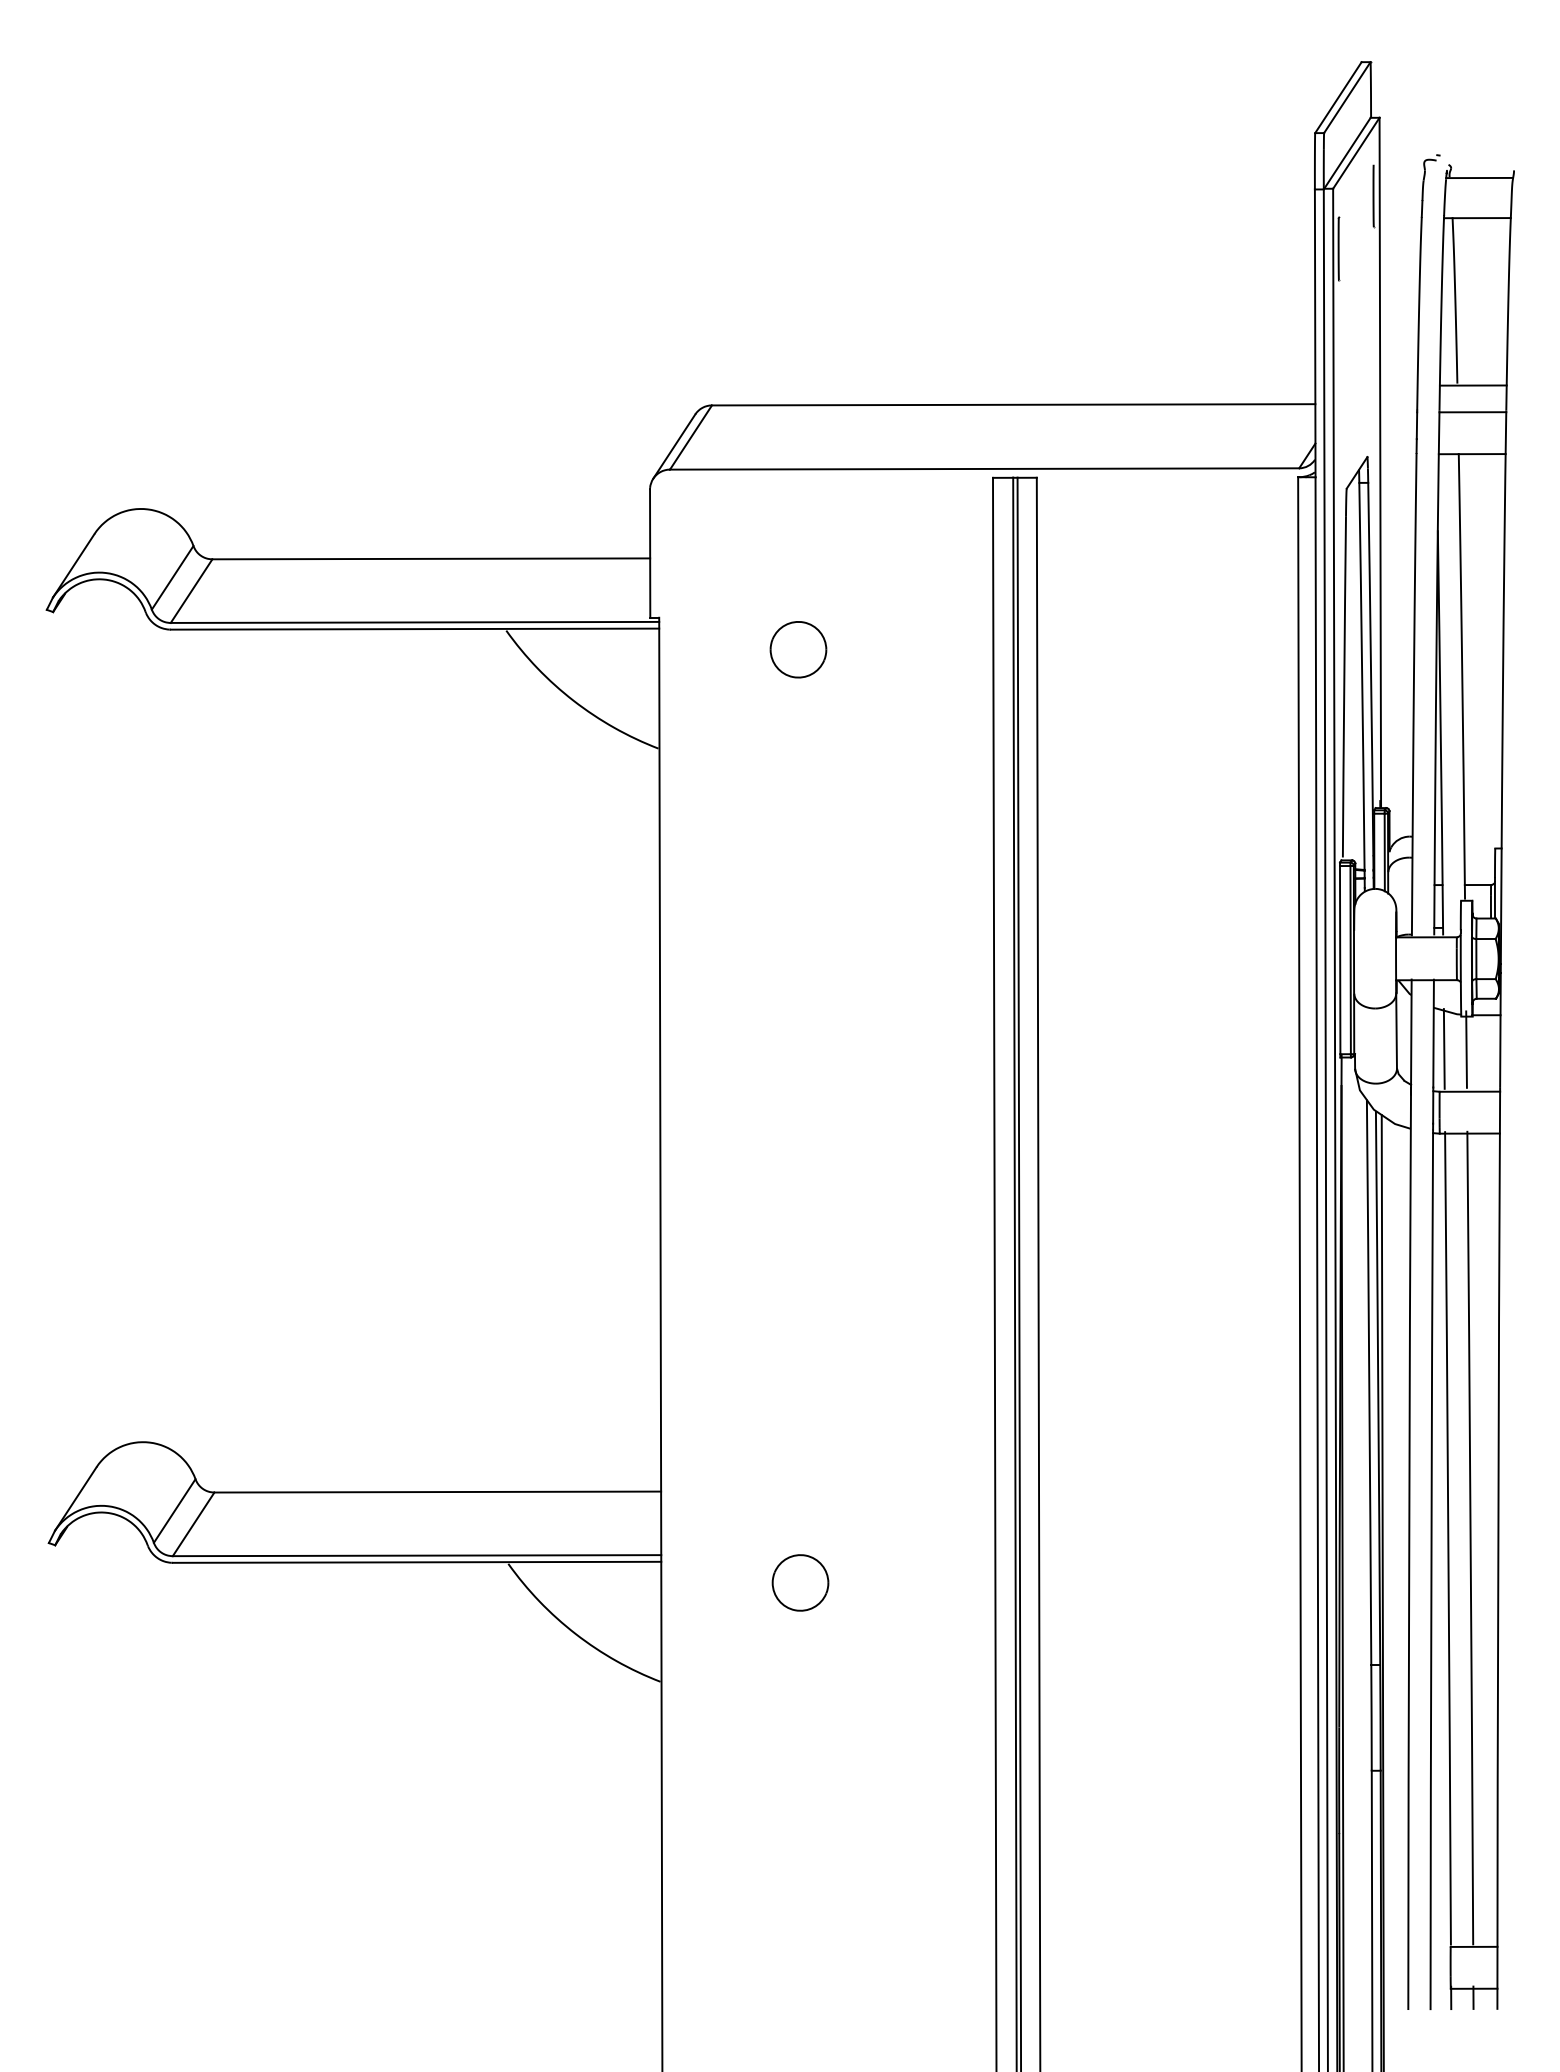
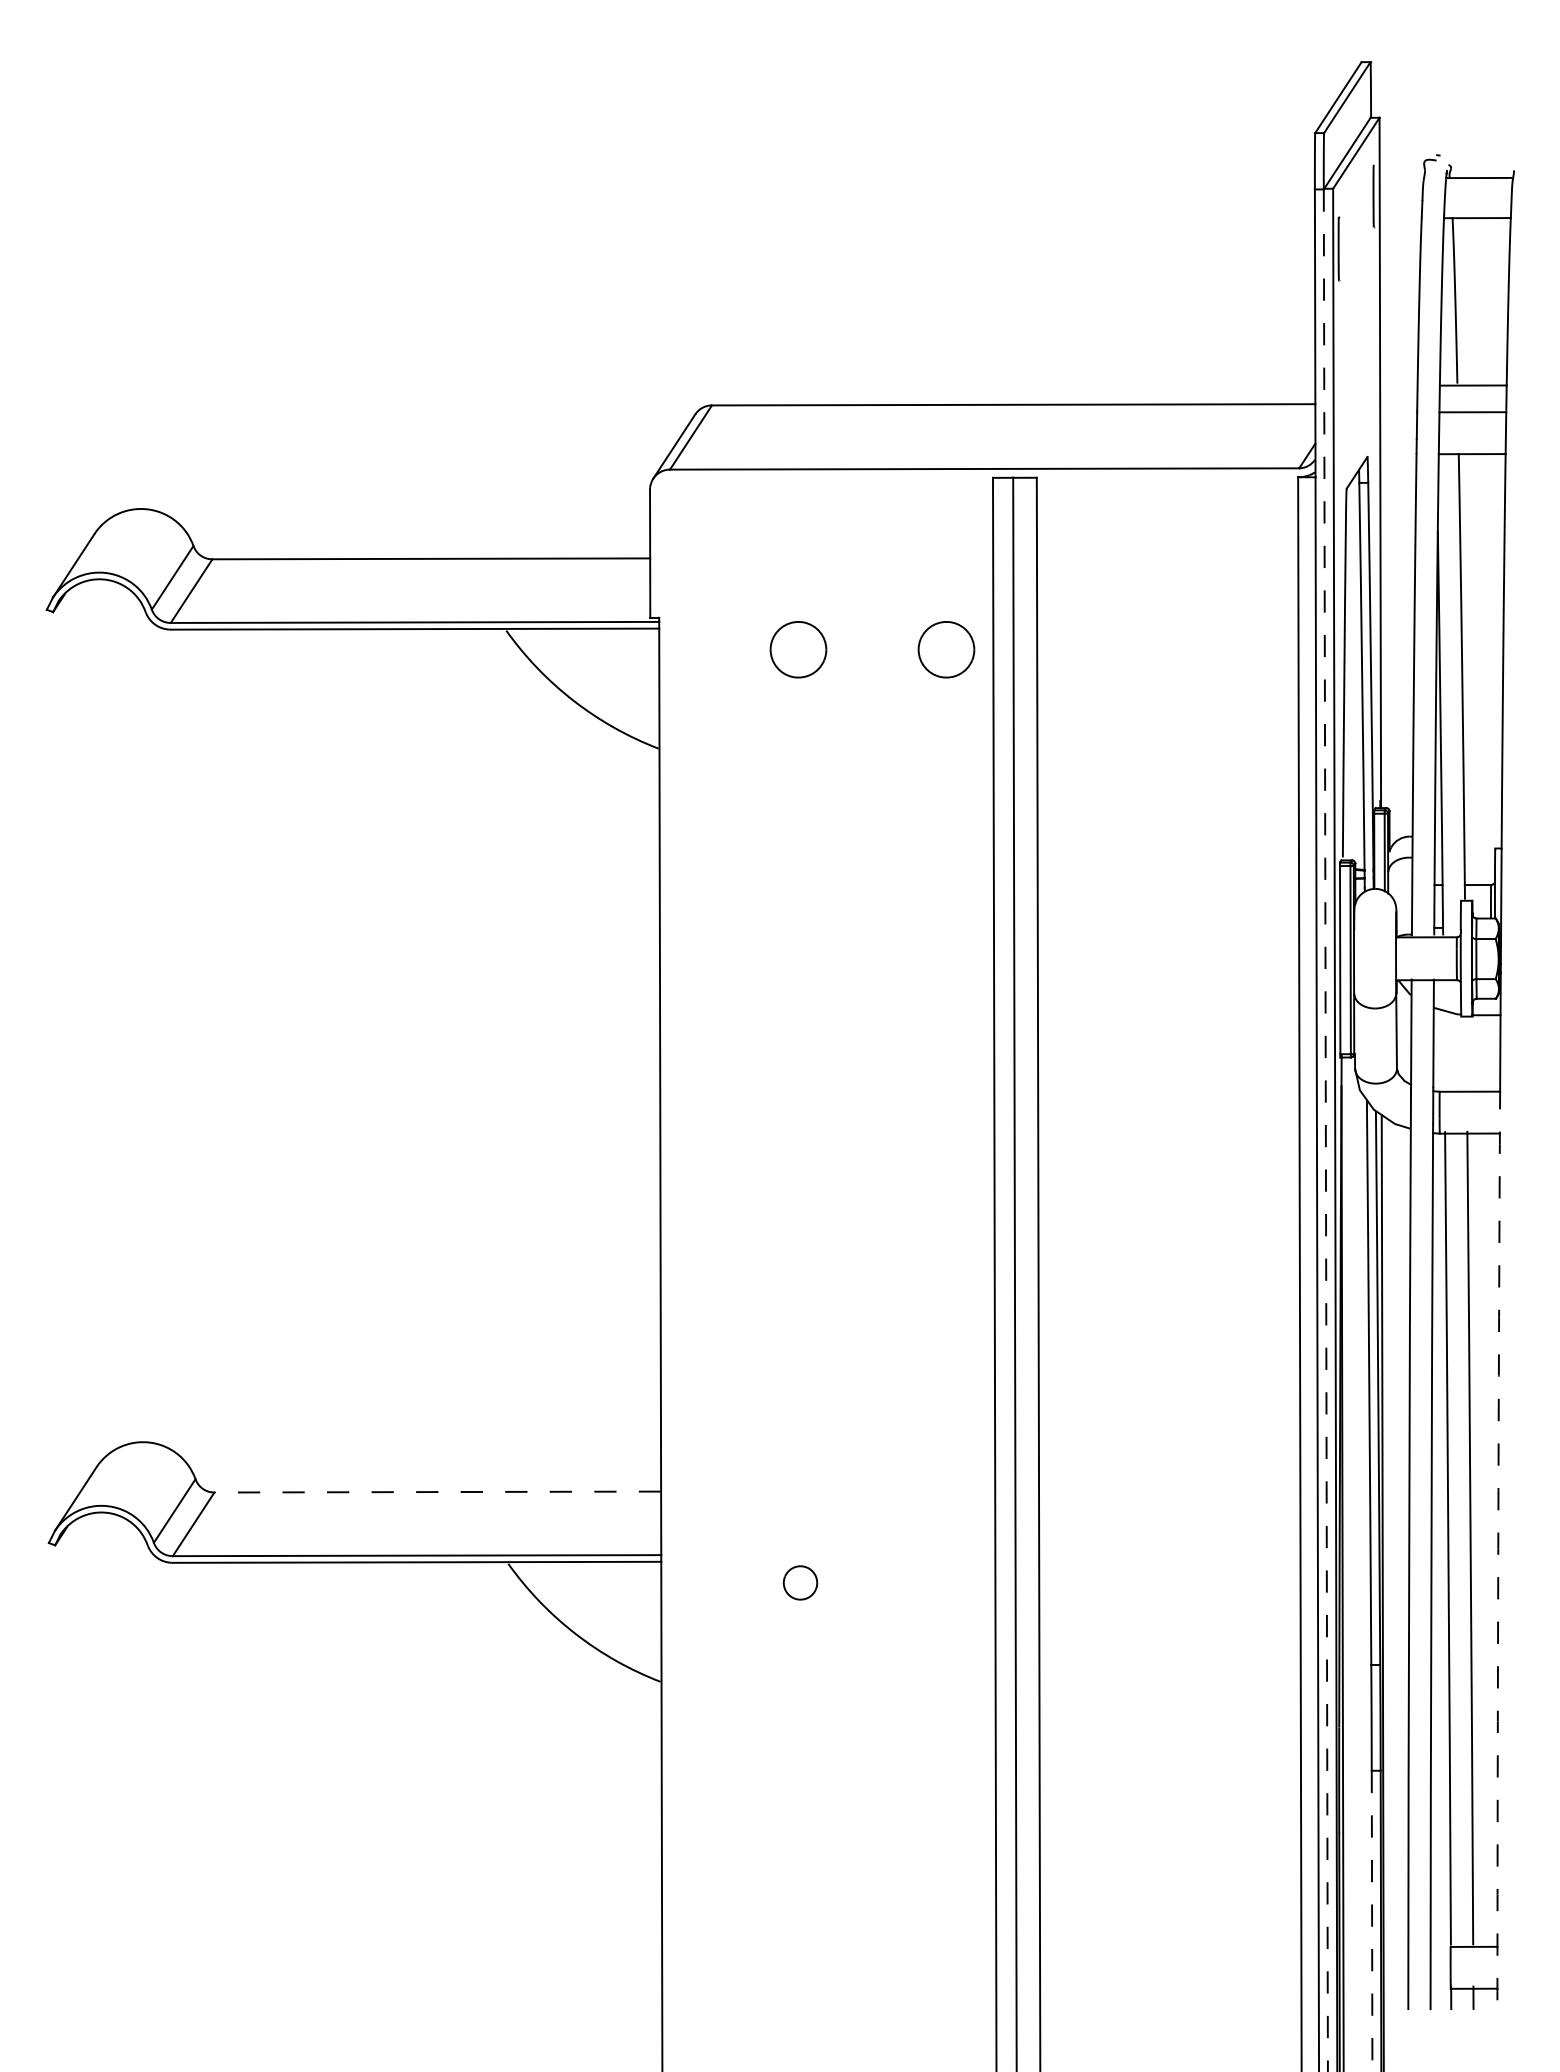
part: none -> present (946, 649)
line: present -> none (1443, 1048)
line: present -> none (1466, 1049)
line: solid -> dashed (1325, 1130)
line: present -> none (1019, 1272)
line: solid -> dashed (437, 1492)
arc: solid -> dashed (1498, 1548)
part size: 59x58 px -> 37x36 px (800, 1582)
line: solid -> dashed (1372, 1921)
